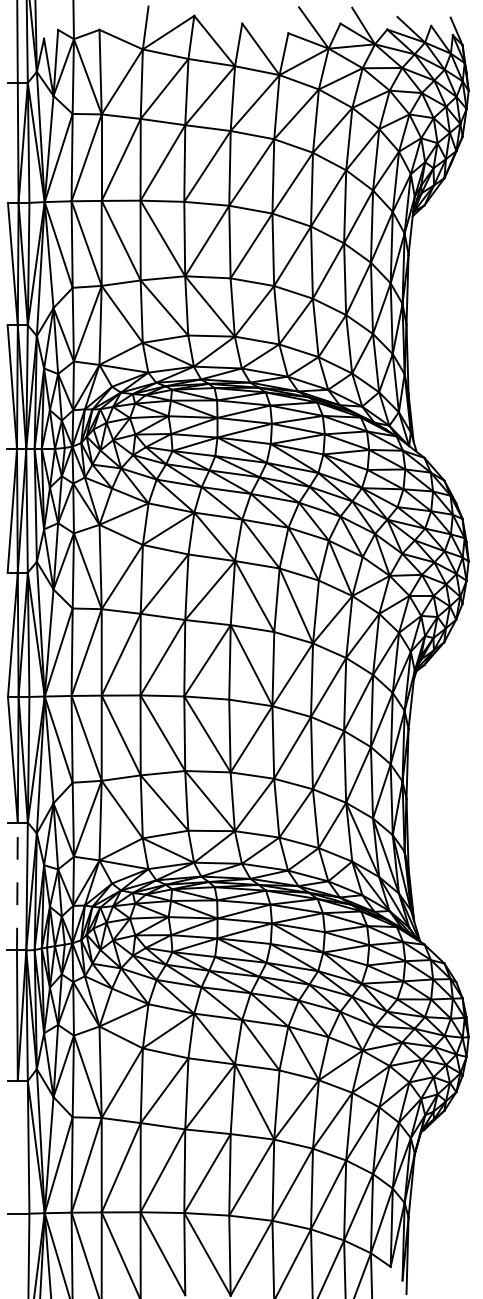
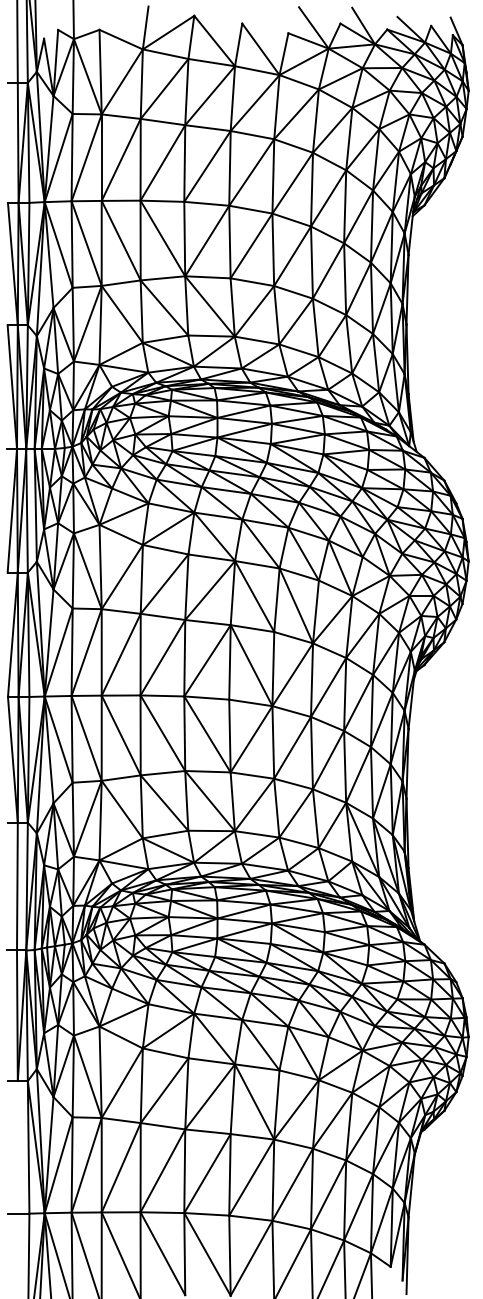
line: dashed -> solid (17, 886)
